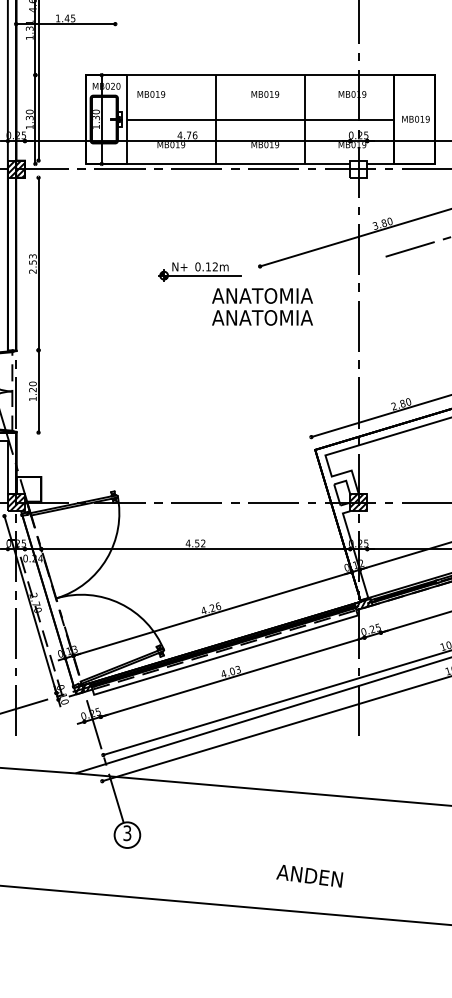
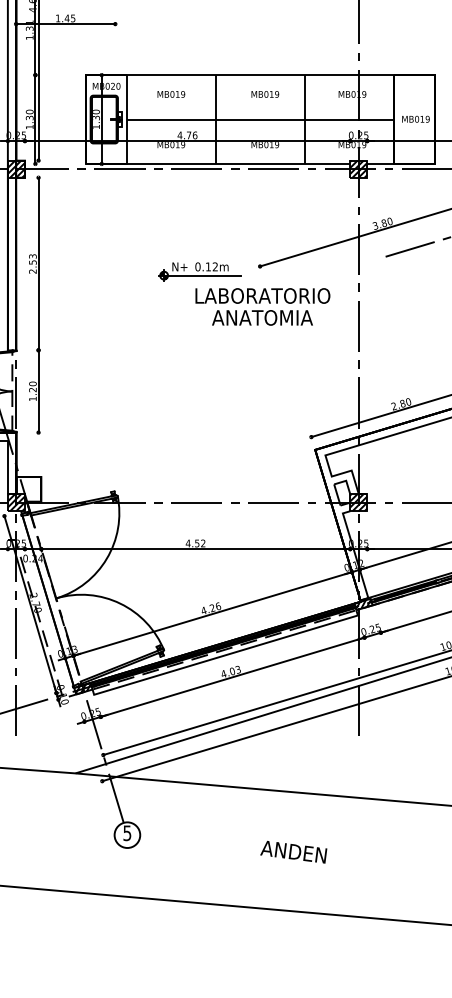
text position: (151, 94) -> (171, 94) (171, 94)
hatch: none -> present (358, 168)
text: ANATOMIA -> LABORATORIO (262, 295)
text: 3 -> 5 (127, 832)
text position: (309, 875) -> (293, 851) (293, 851)
